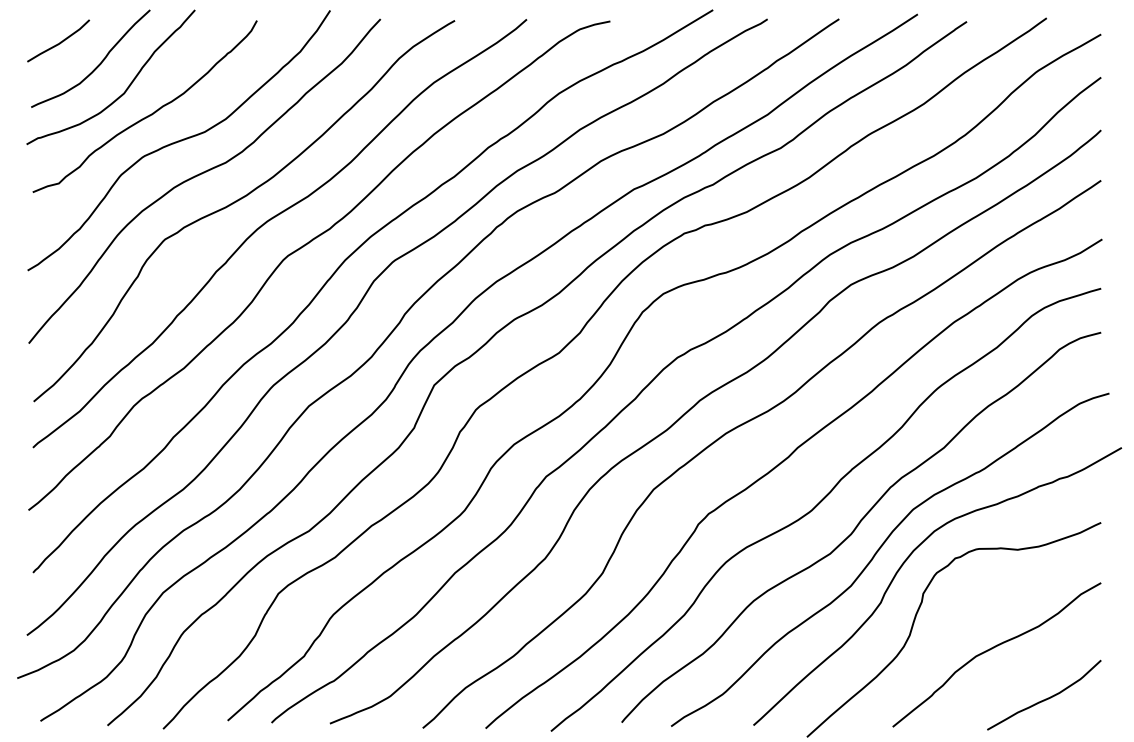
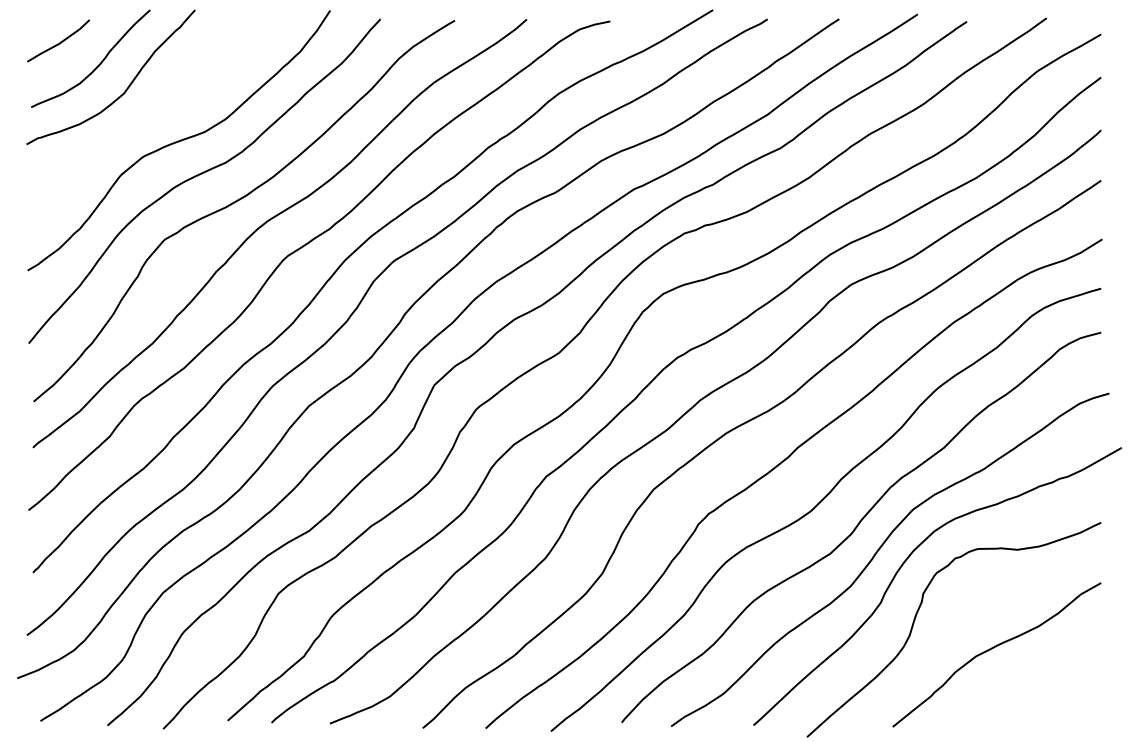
curve: present -> none (149, 114)
curve: present -> none (1045, 698)
